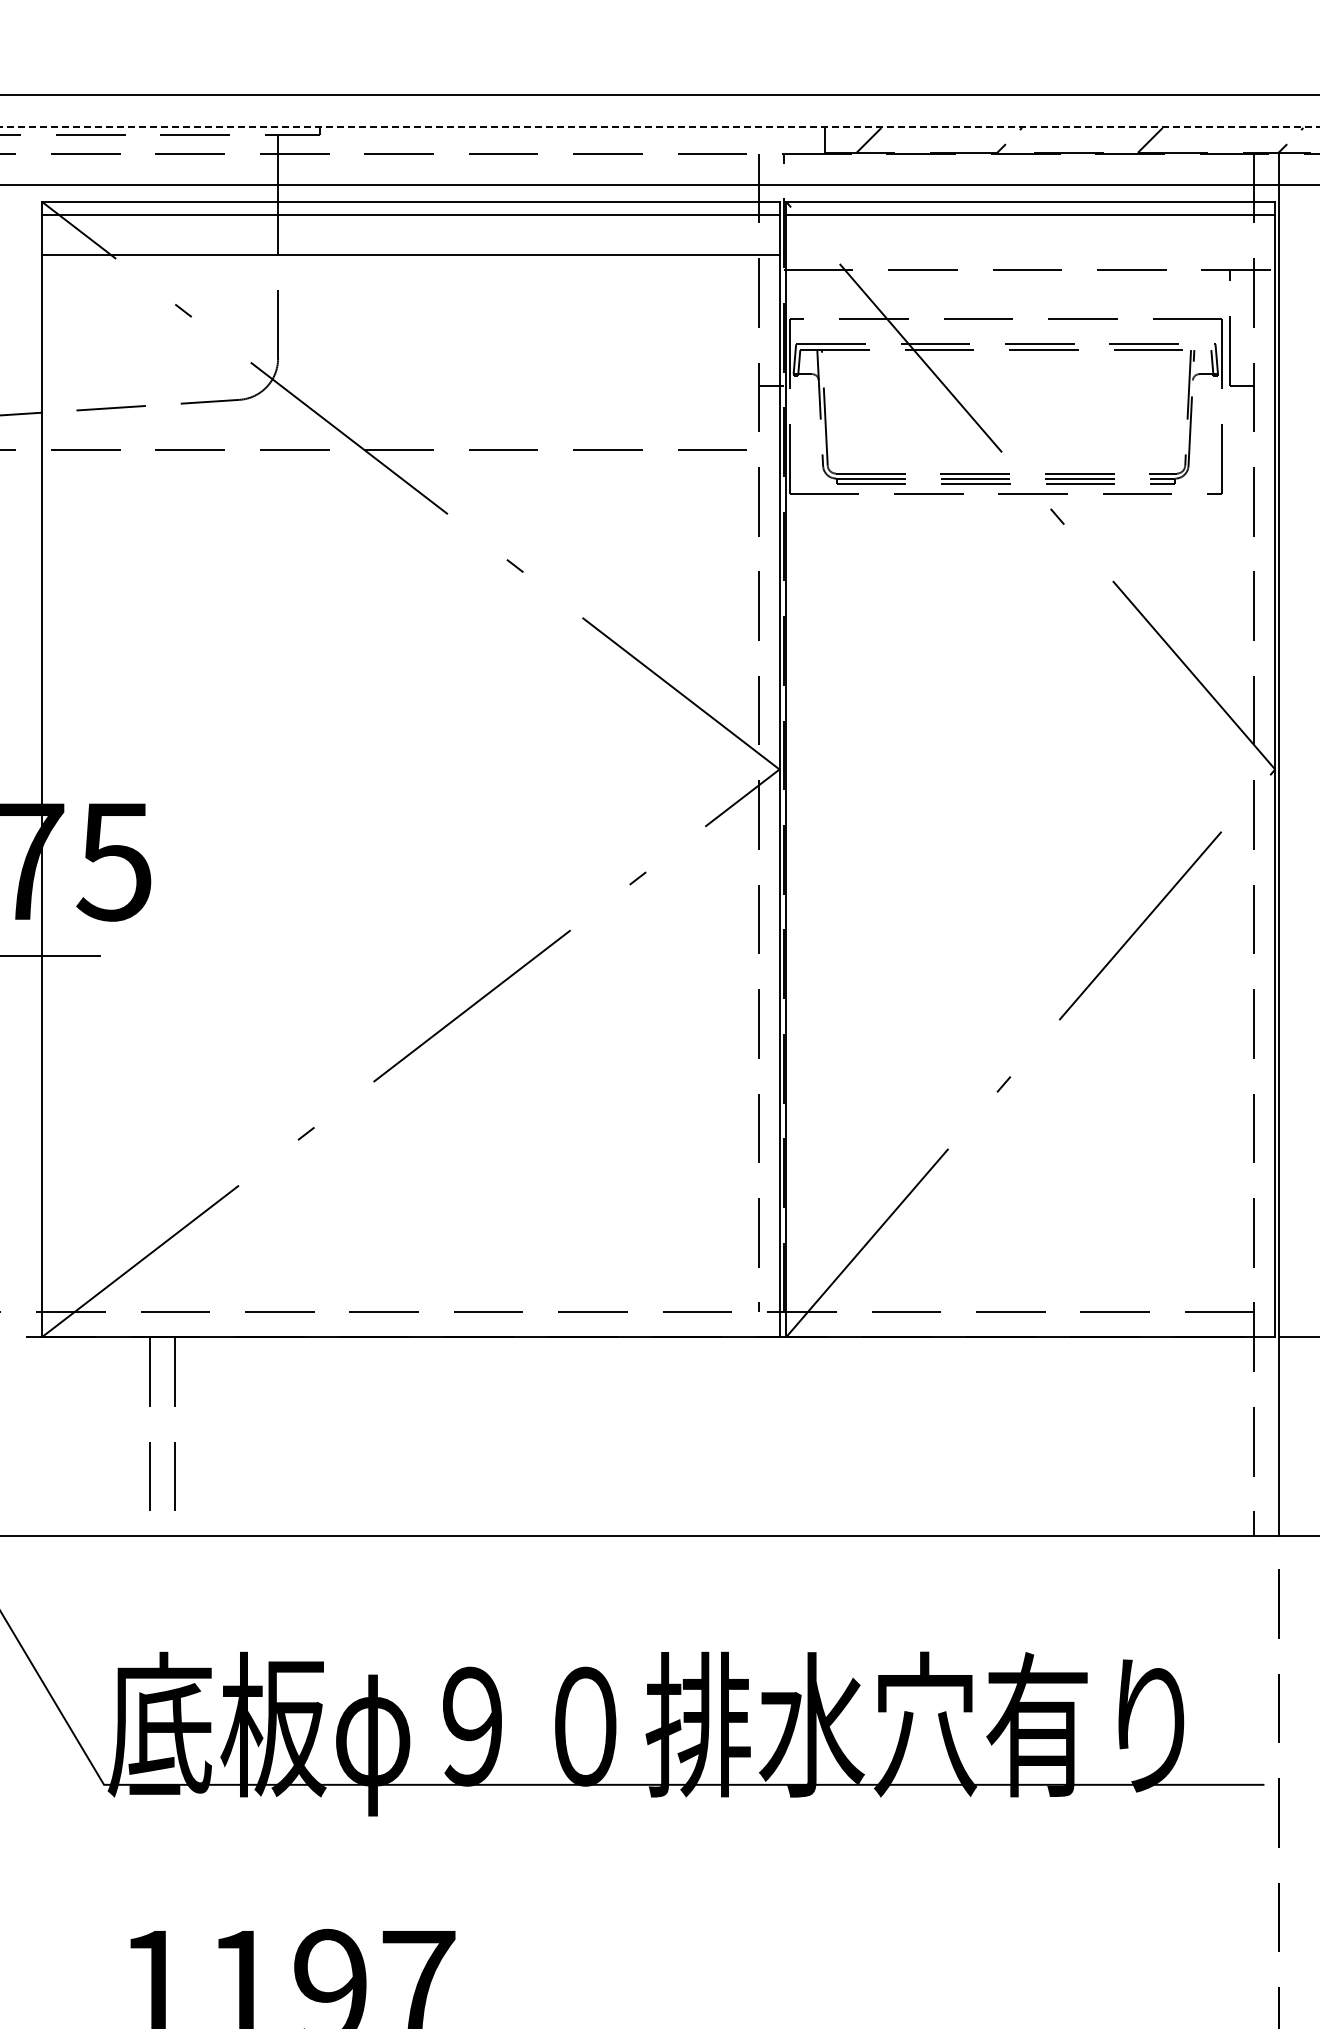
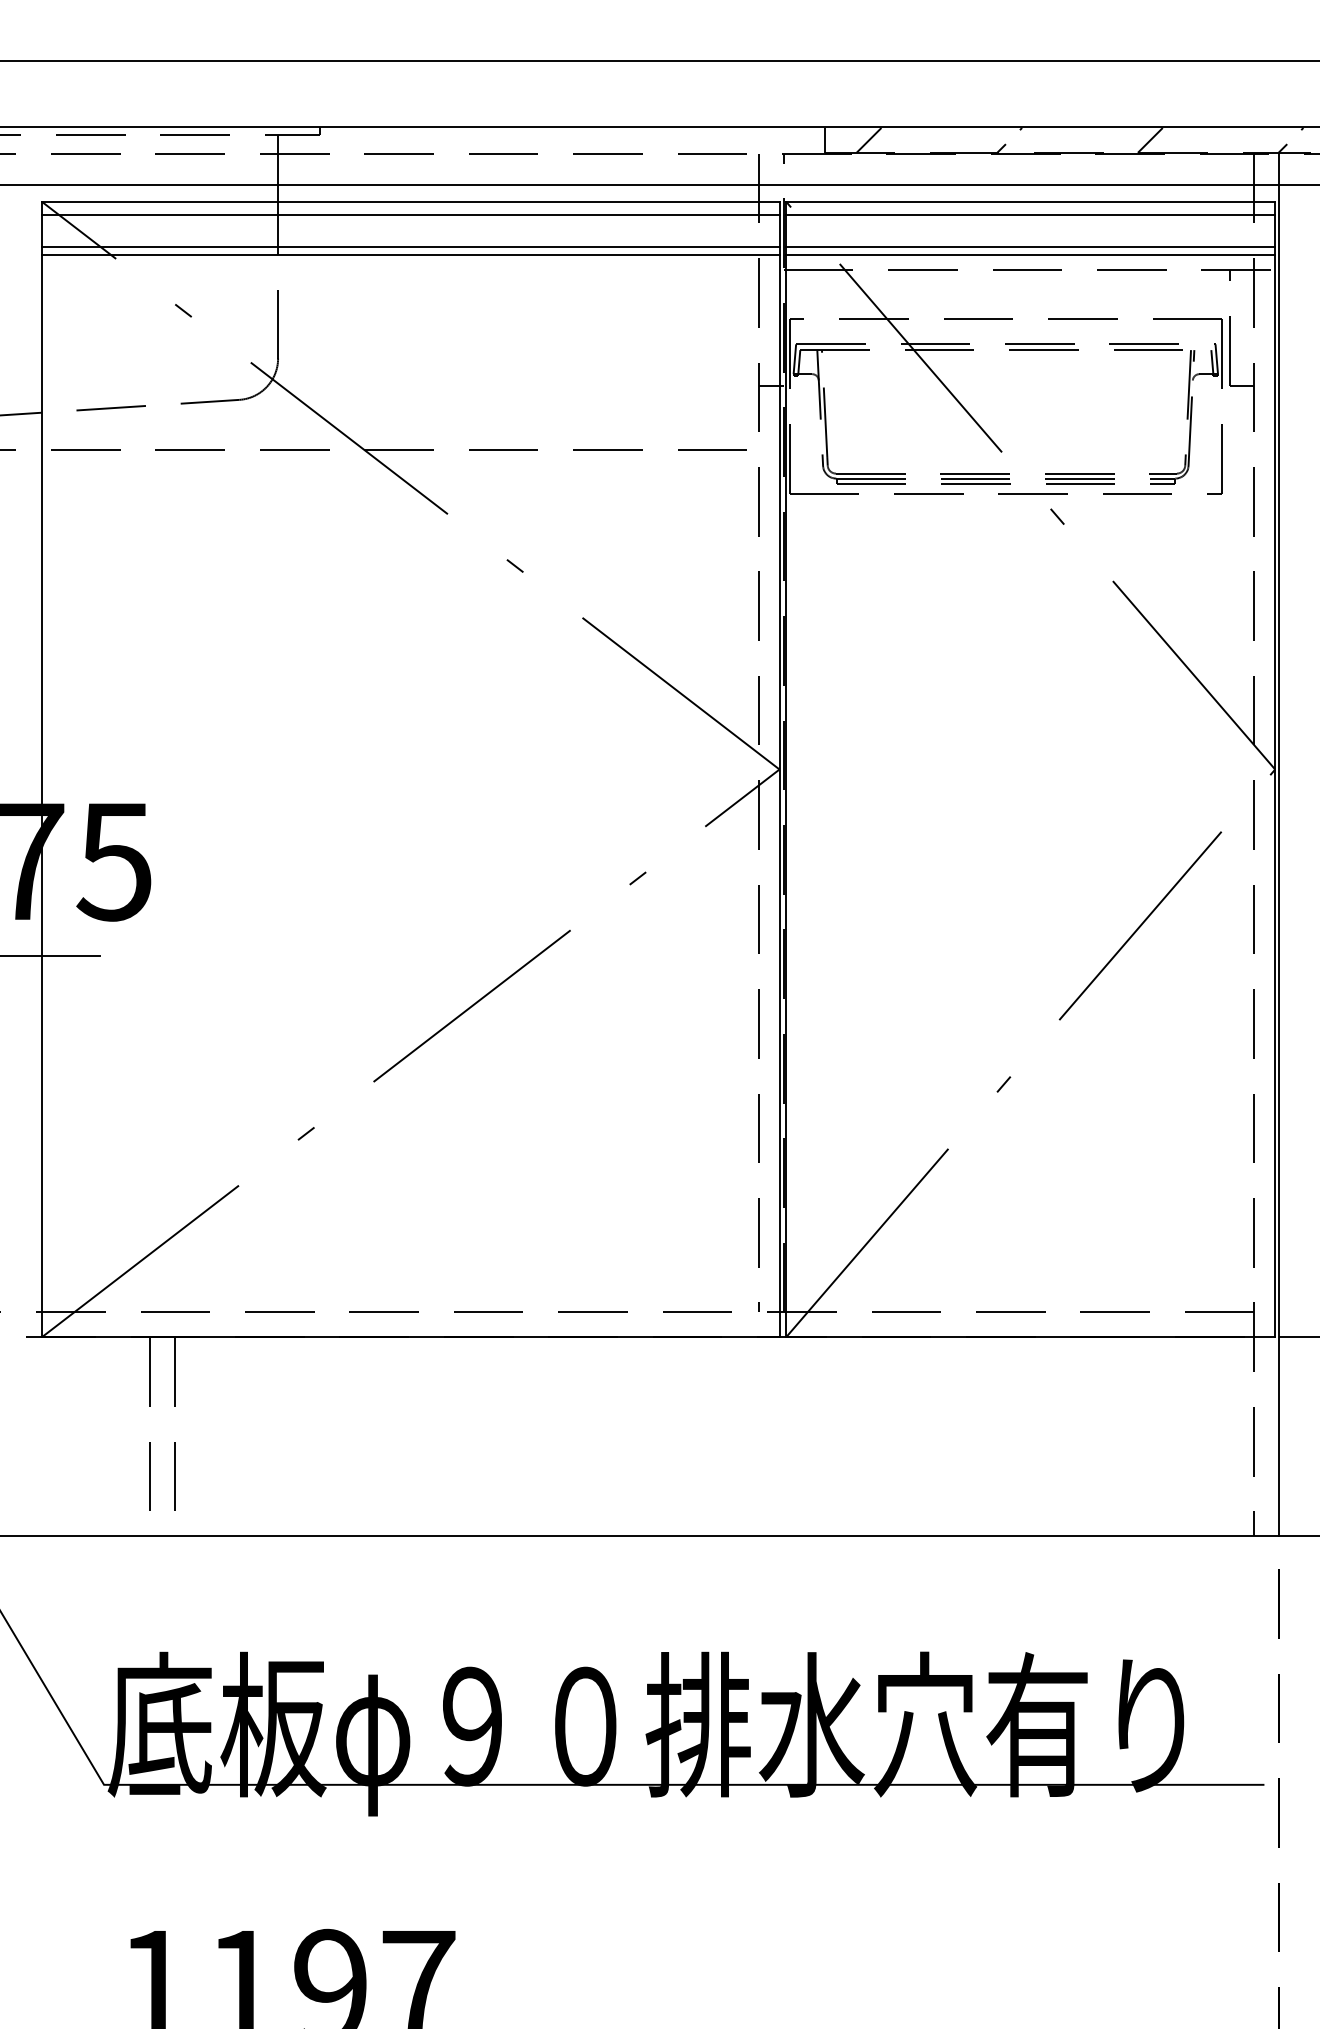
line position: (659, 94) -> (659, 60) (659, 60)
line: dashed -> solid (660, 127)
line: none -> present (410, 246)
line: none -> present (1030, 246)
line: none -> present (1030, 254)
